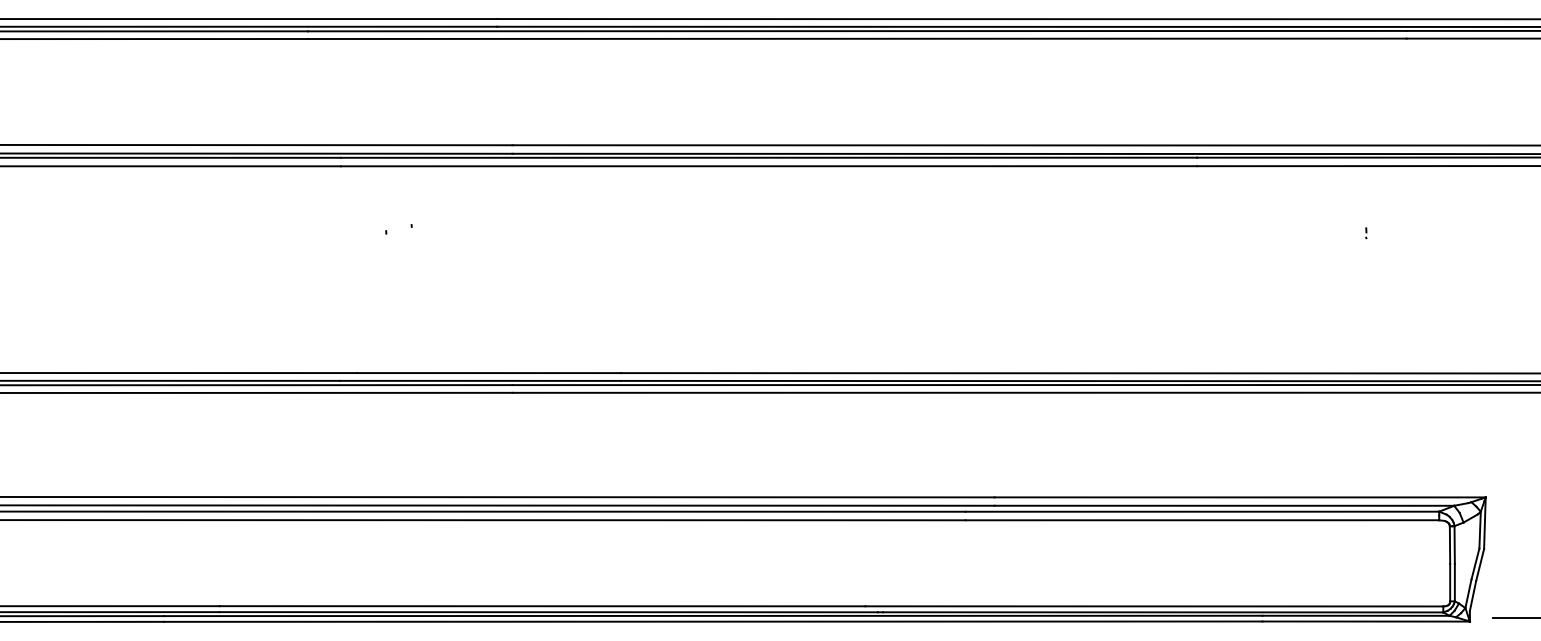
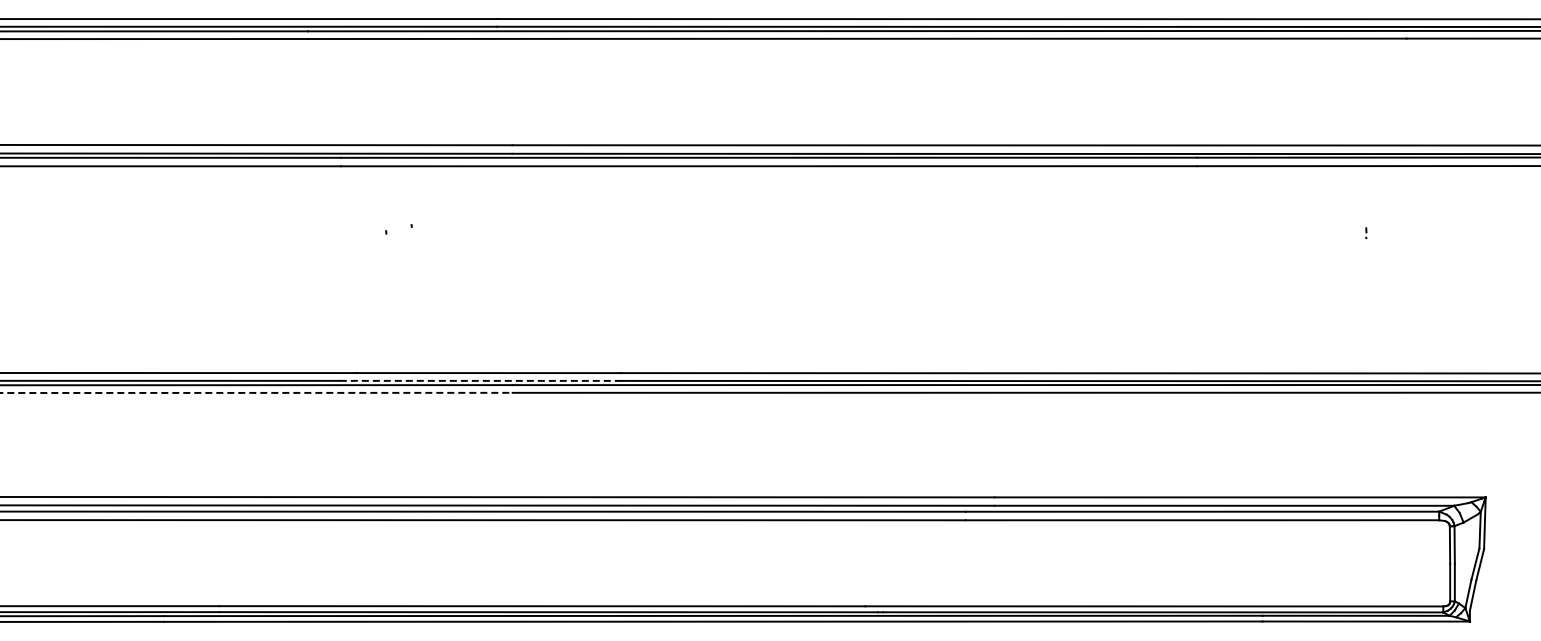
line: solid -> dashed (480, 380)
line: solid -> dashed (256, 392)
line: present -> none (1515, 617)
